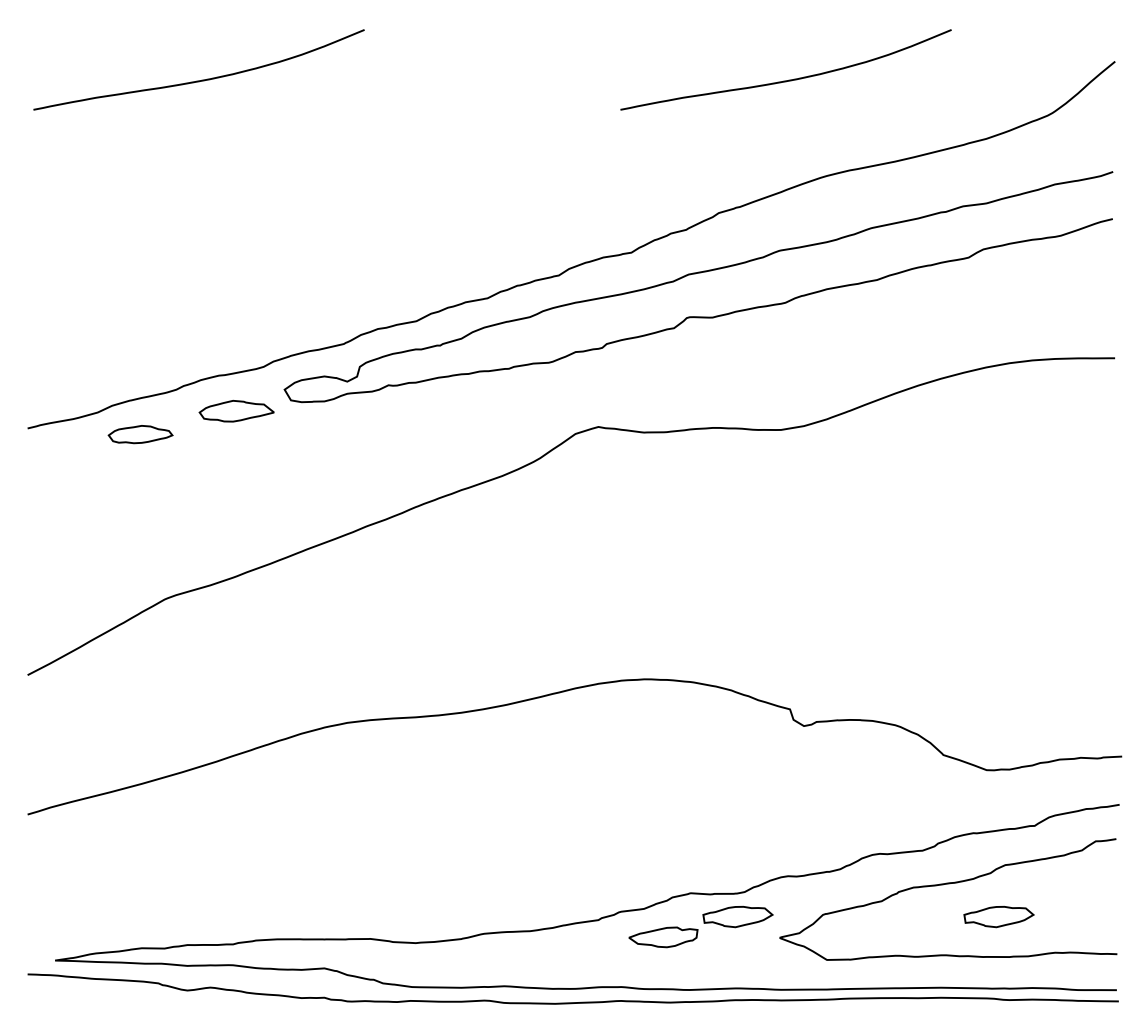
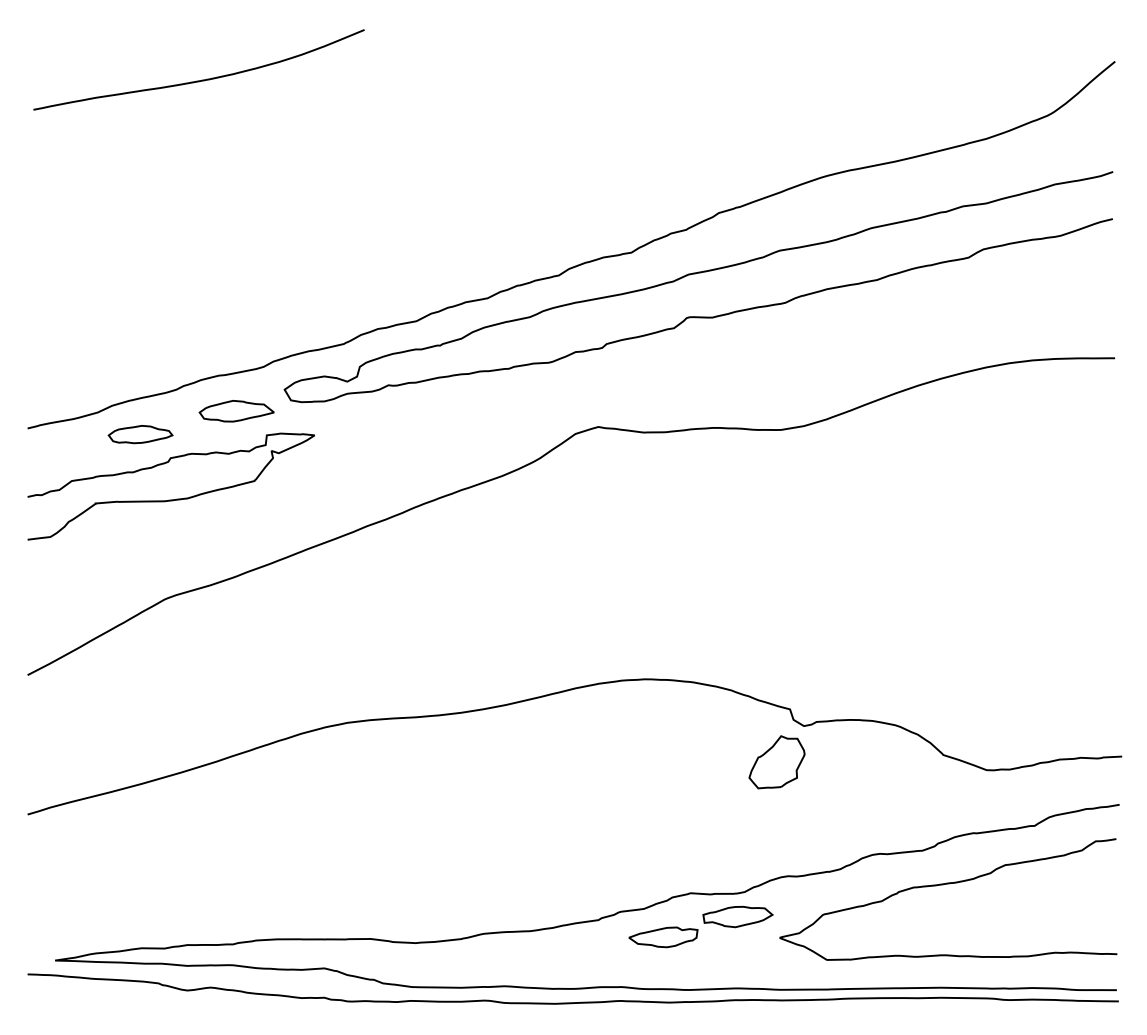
curve: present -> none (788, 79)
curve: none -> present (170, 499)
part: none -> present (776, 762)
part: present -> none (998, 917)
